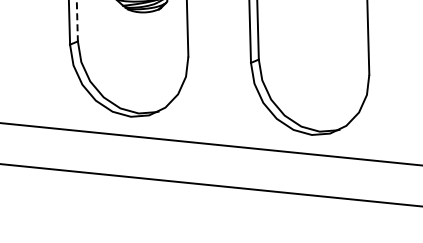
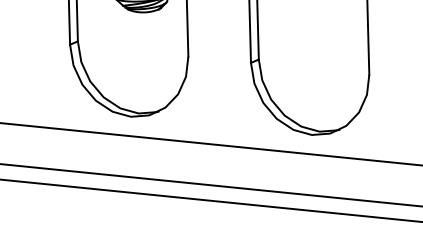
line: dashed -> solid (77, 21)
line: none -> present (210, 200)
